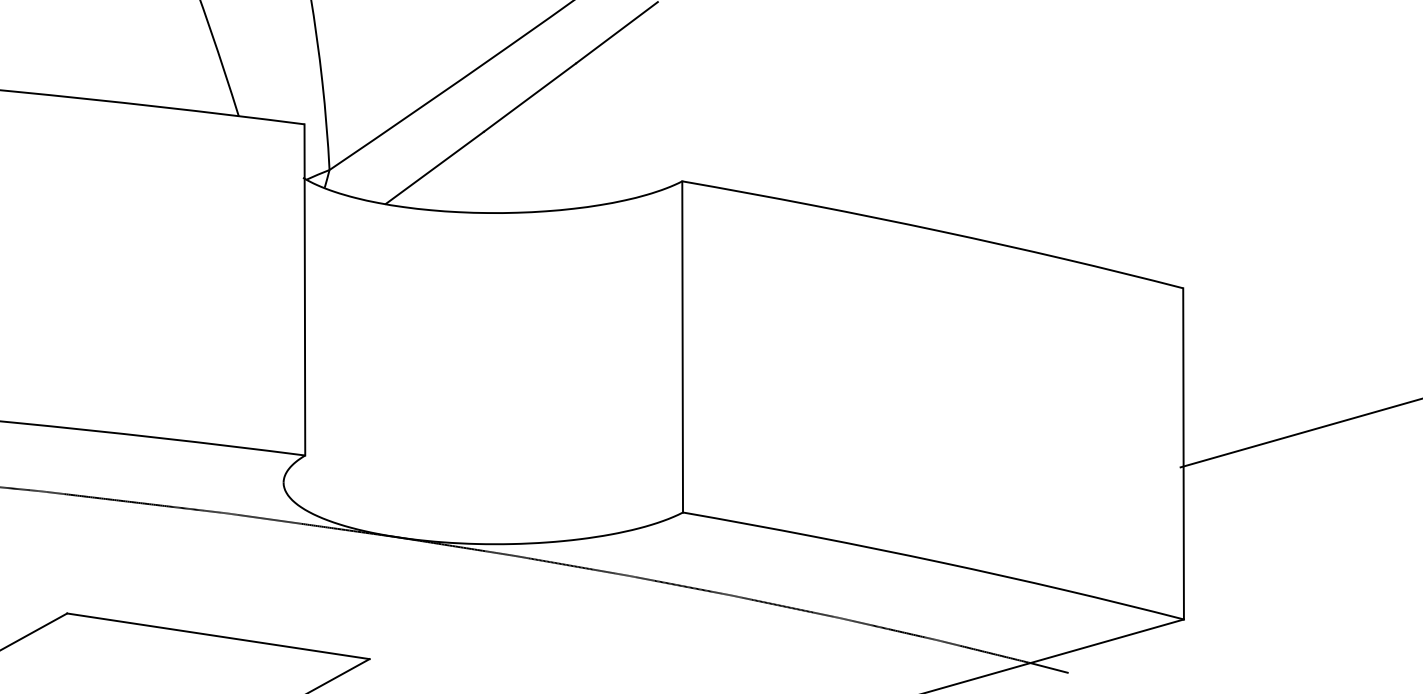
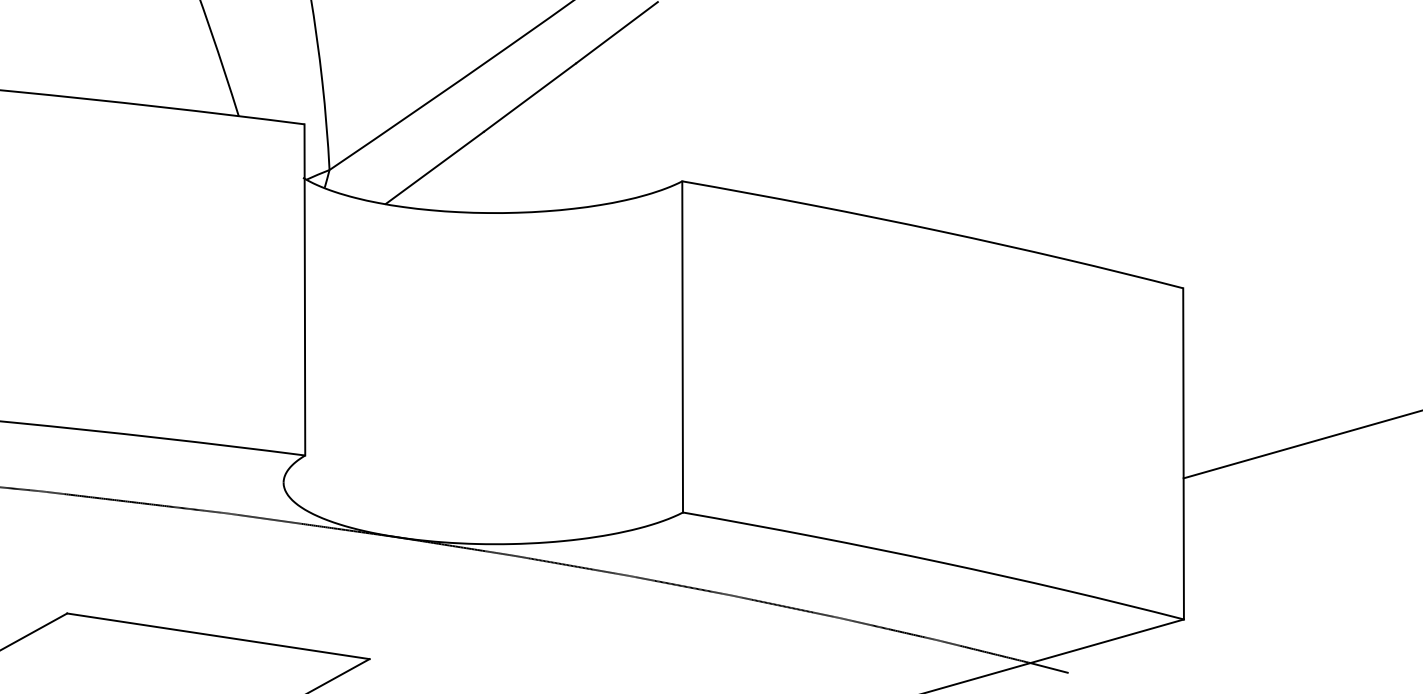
line position: (1299, 433) -> (1301, 444) (1301, 444)
